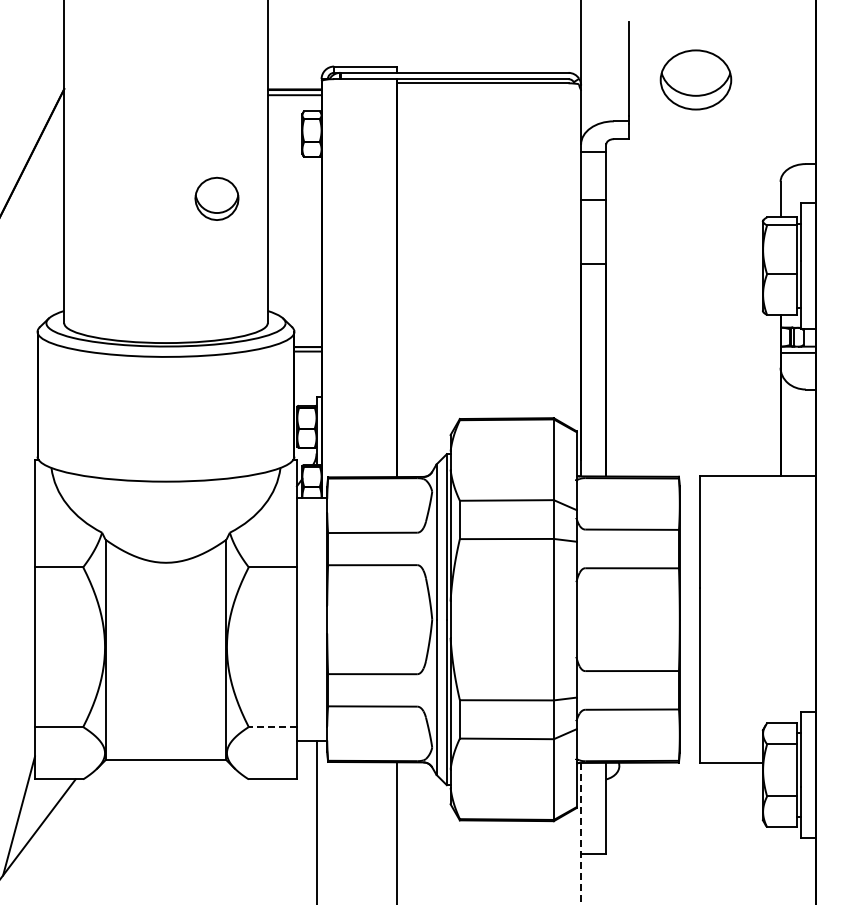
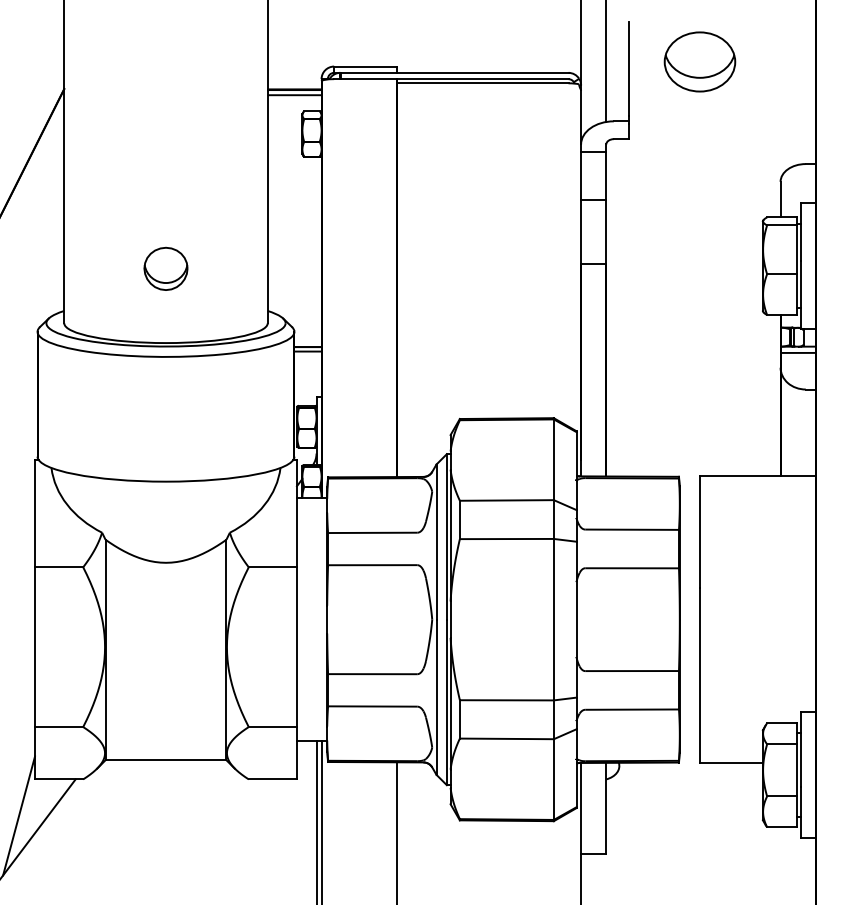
line: none -> present (606, 61)
part position: (695, 79) -> (699, 61) (699, 61)
part position: (216, 198) -> (165, 268) (165, 268)
line: dashed -> solid (272, 727)
line: none -> present (321, 821)
line: dashed -> solid (581, 833)
